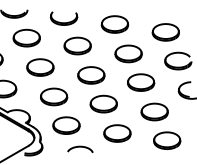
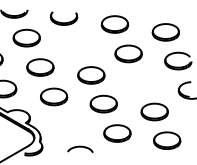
part: present -> none (77, 45)
part: present -> none (141, 82)
part: present -> none (66, 125)
